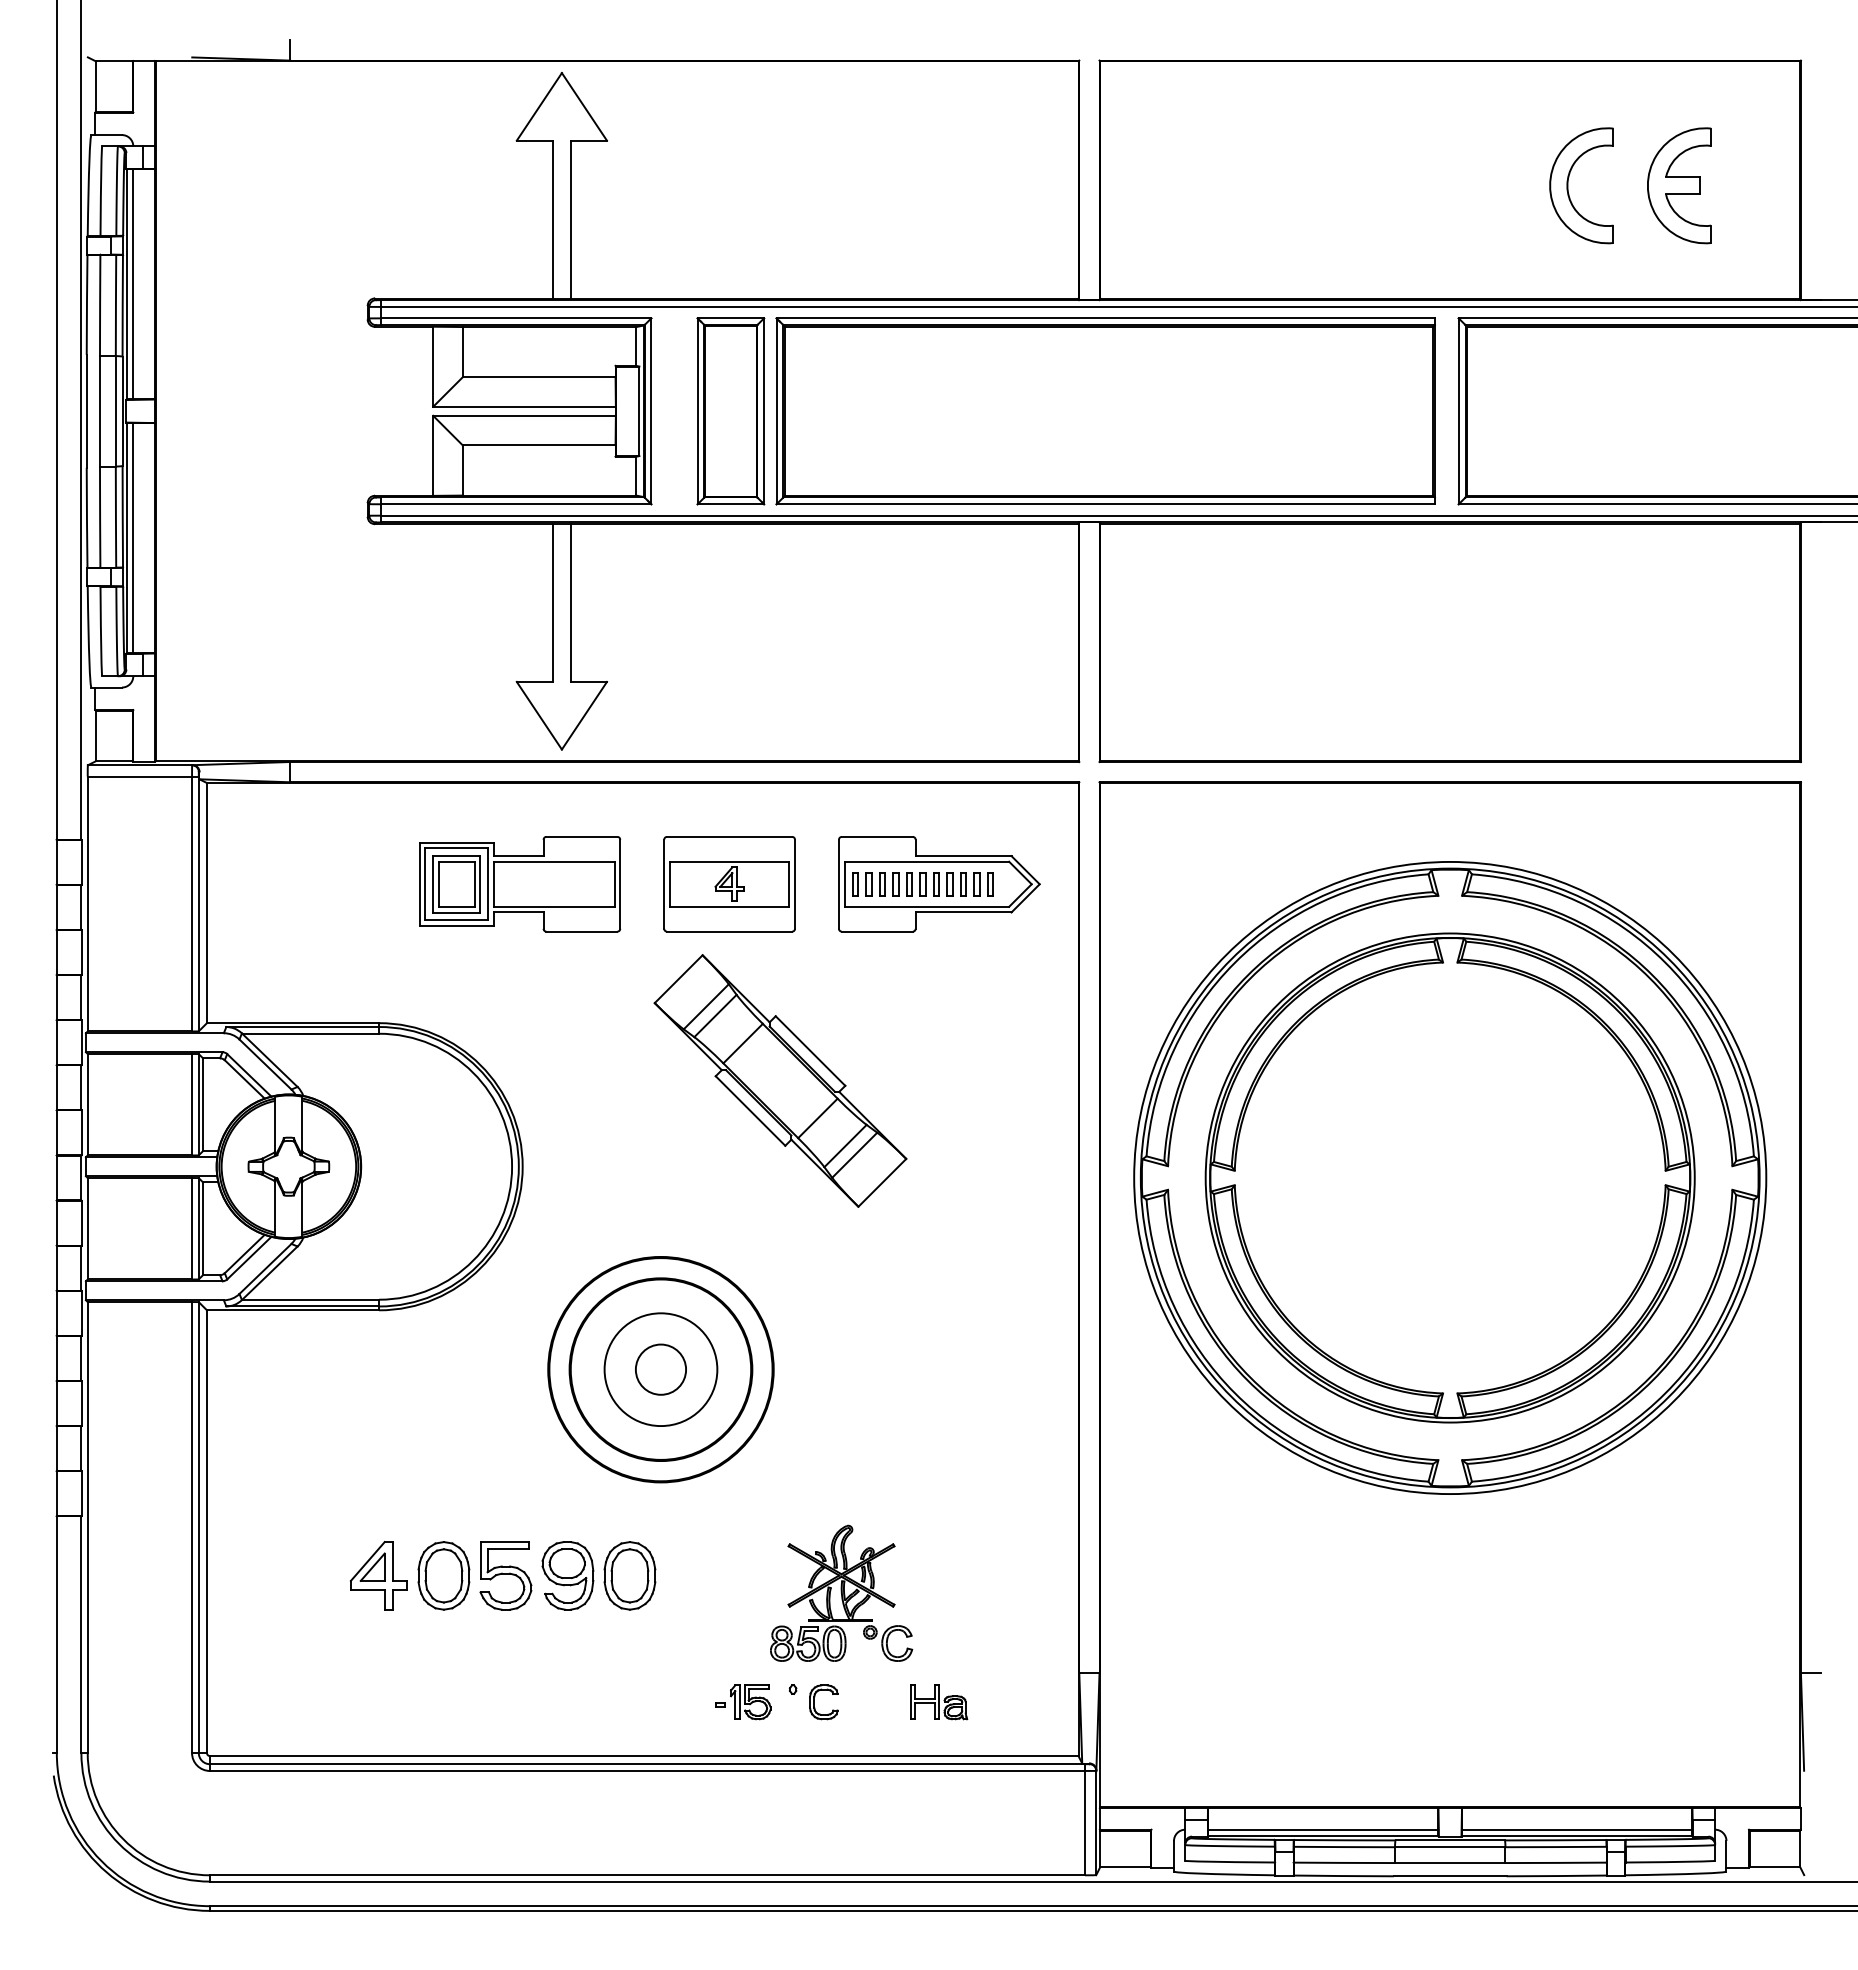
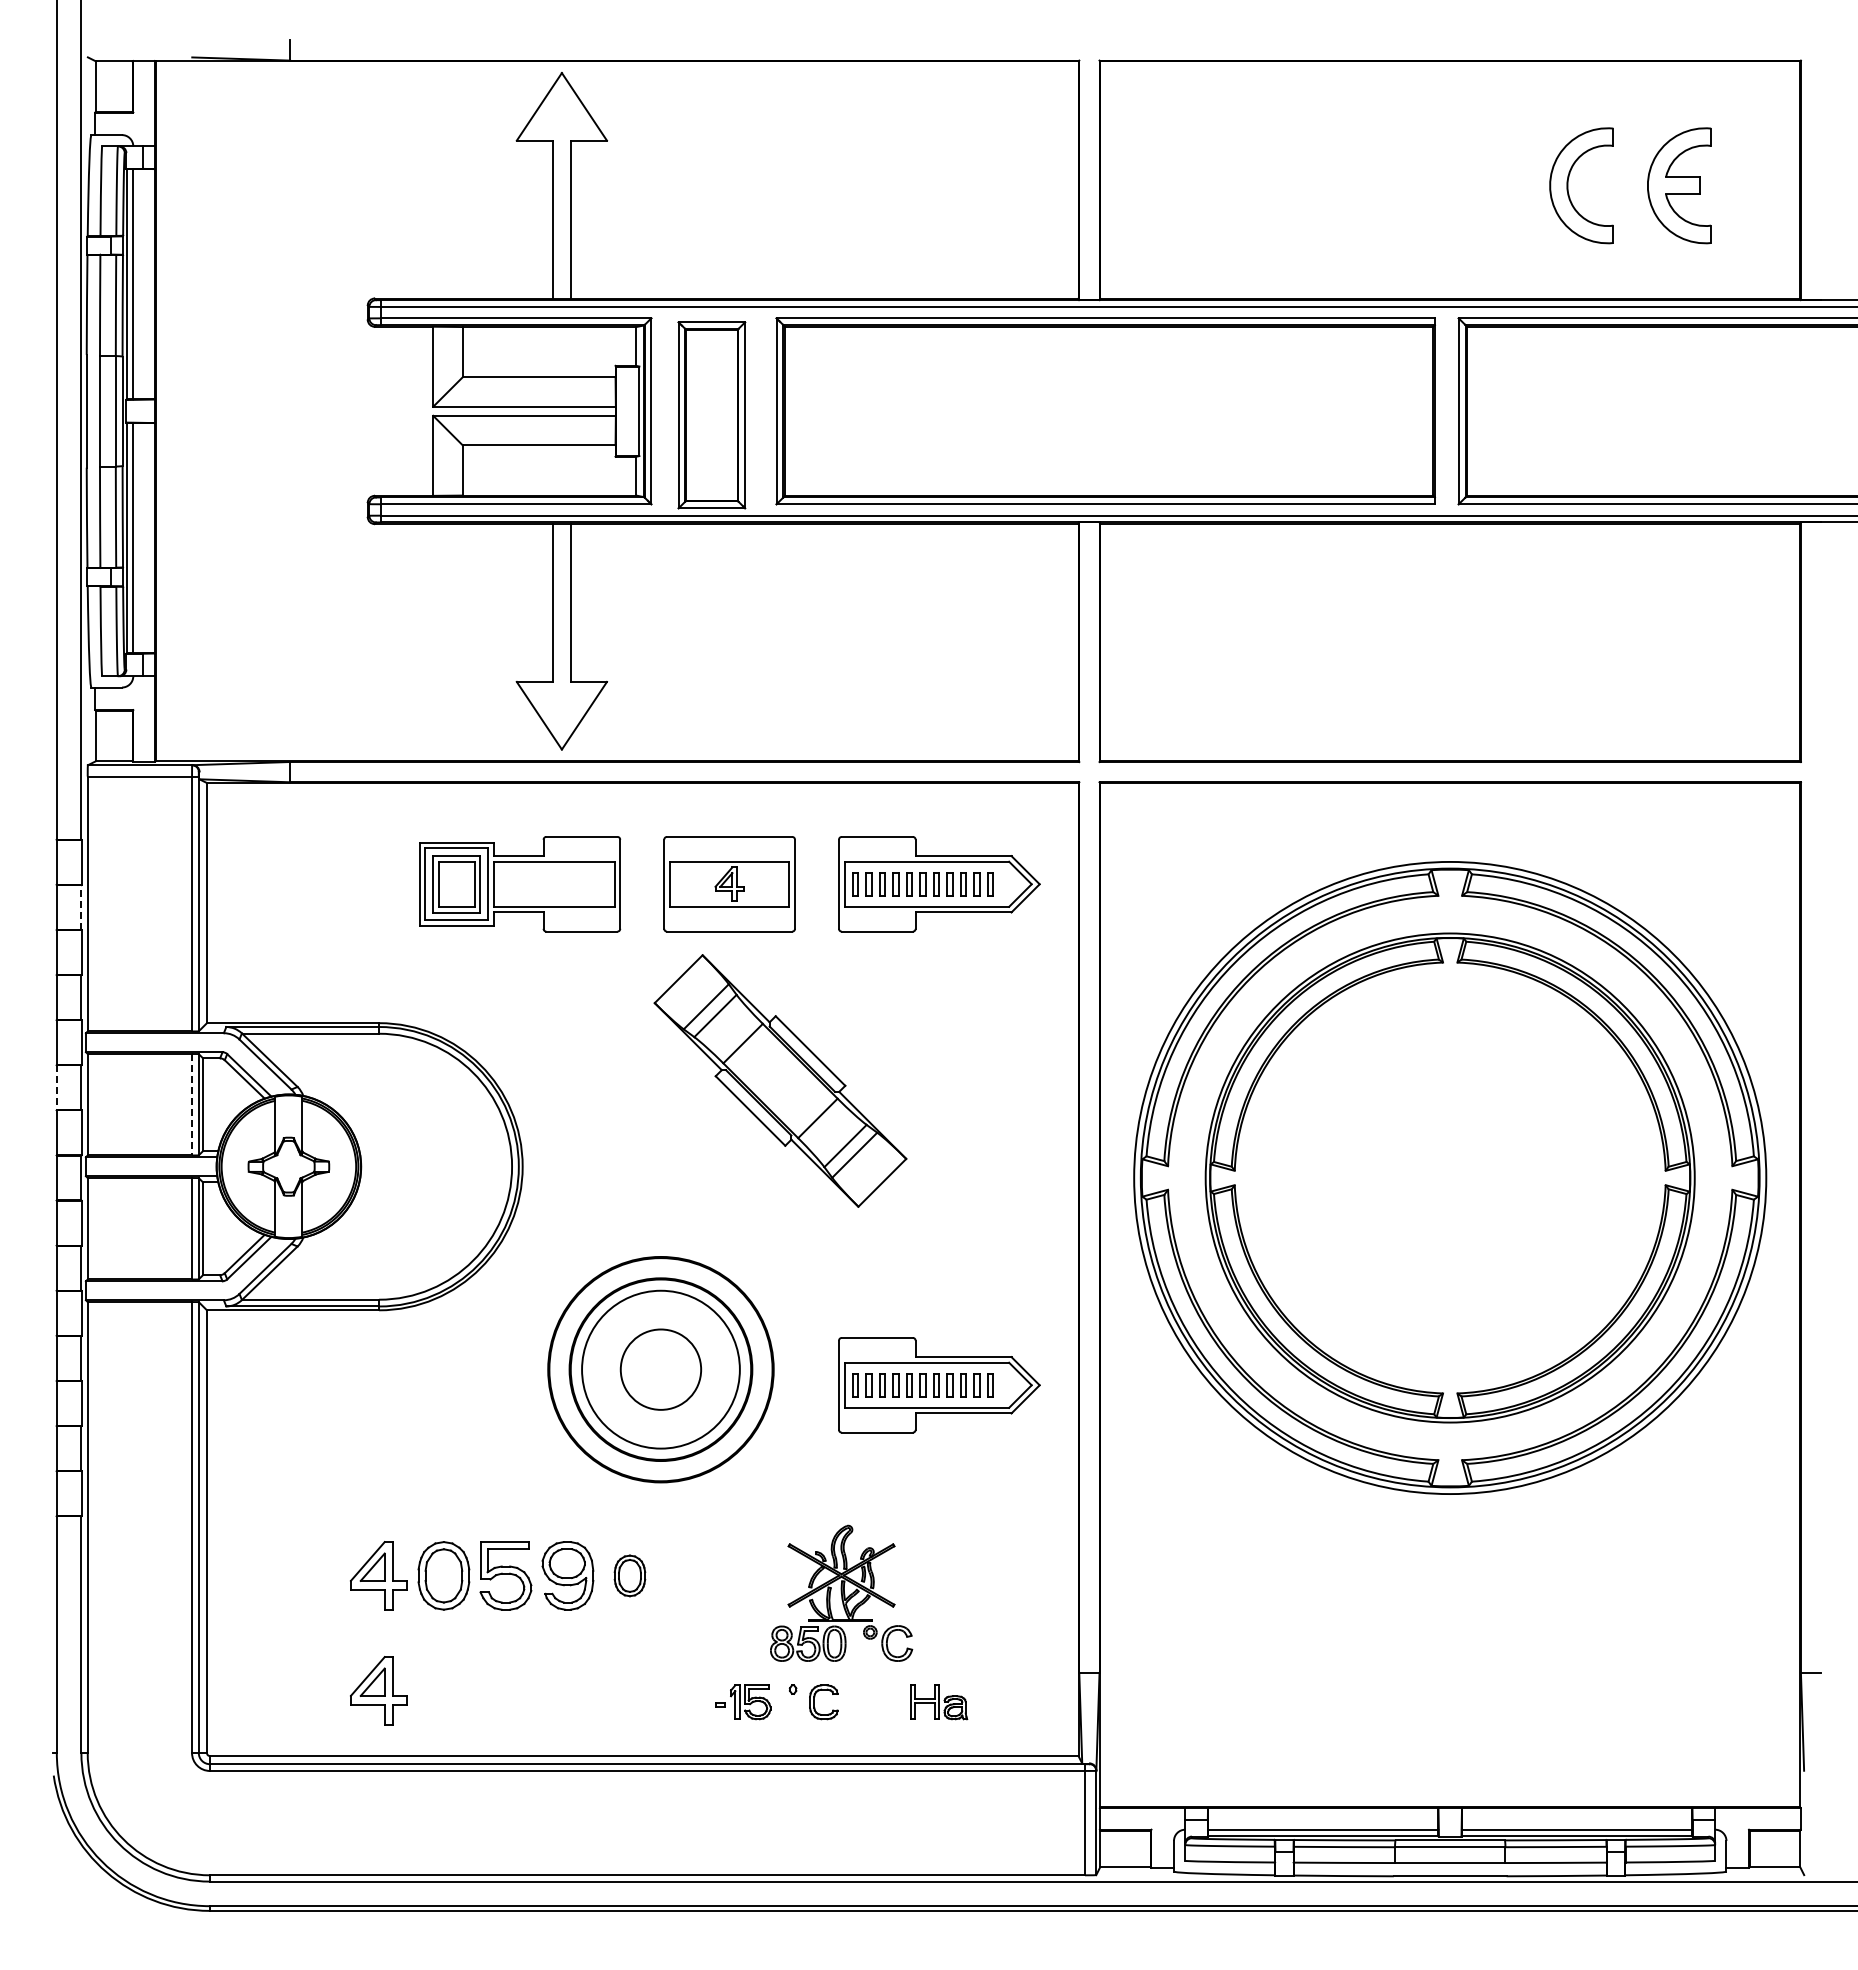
part position: (730, 411) -> (711, 415) (711, 415)
line: solid -> dashed (81, 906)
line: solid -> dashed (56, 1088)
line: solid -> dashed (192, 1104)
circle diameter: 113 px -> 158 px (660, 1369)
circle diameter: 50 px -> 80 px (660, 1369)
part: none -> present (939, 1385)
part size: 54x70 px -> 34x44 px (629, 1575)
part: none -> present (378, 1690)
